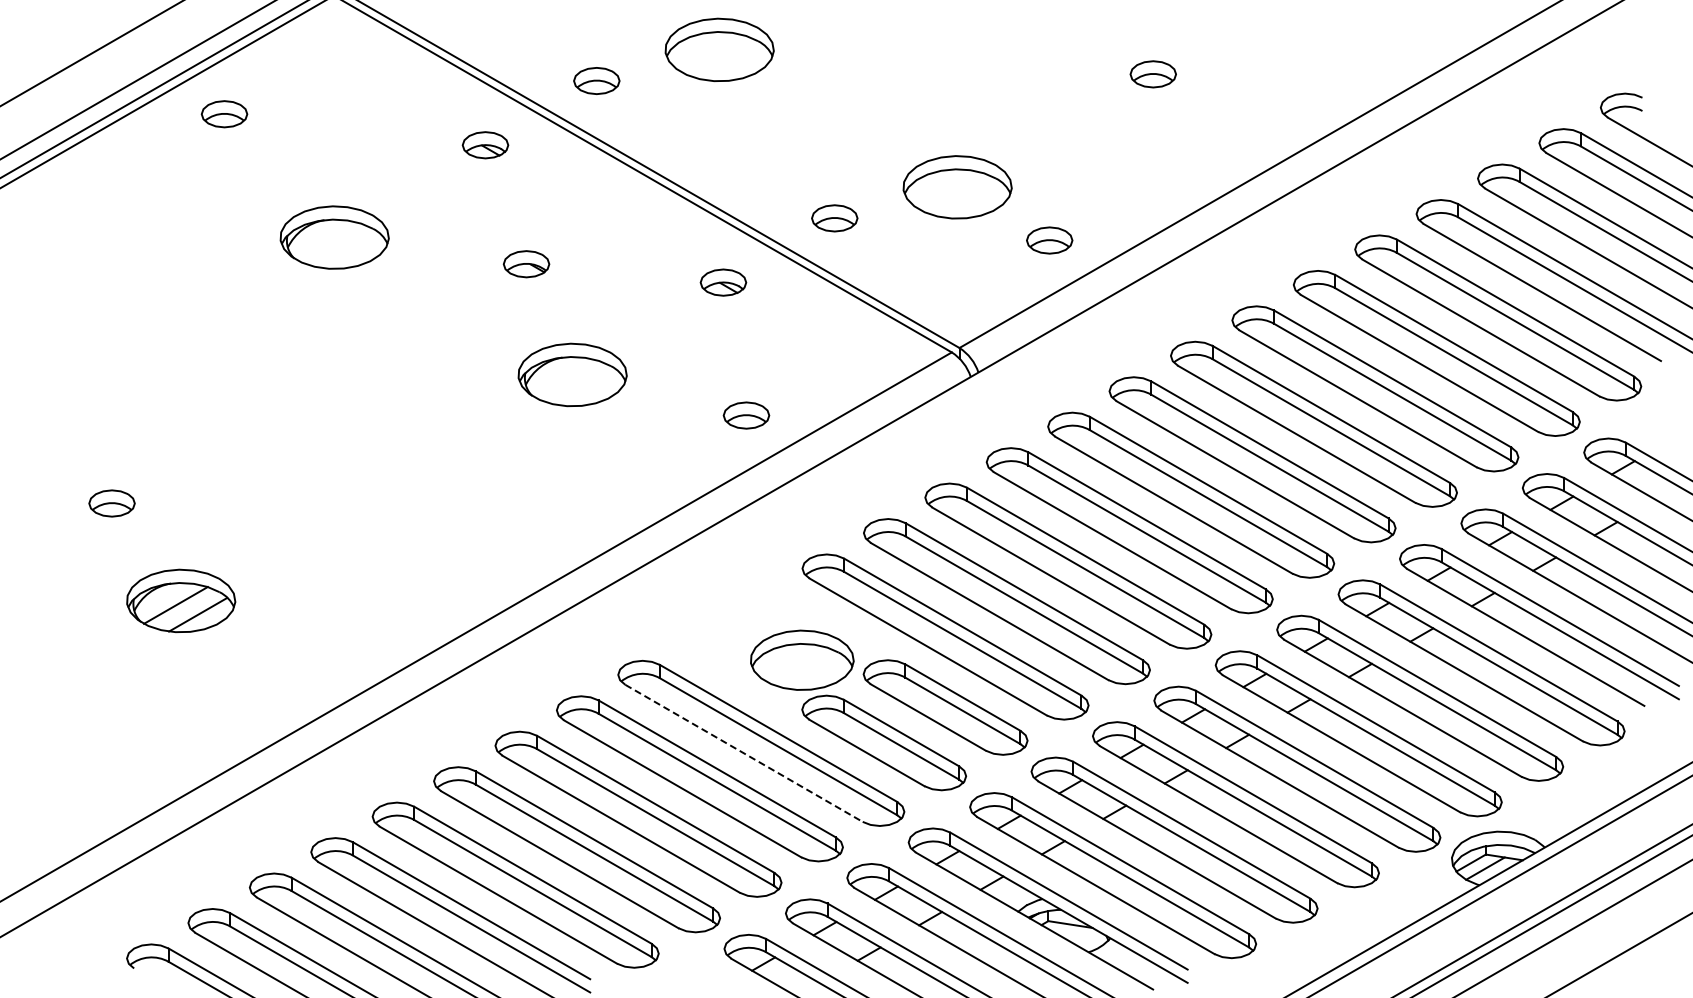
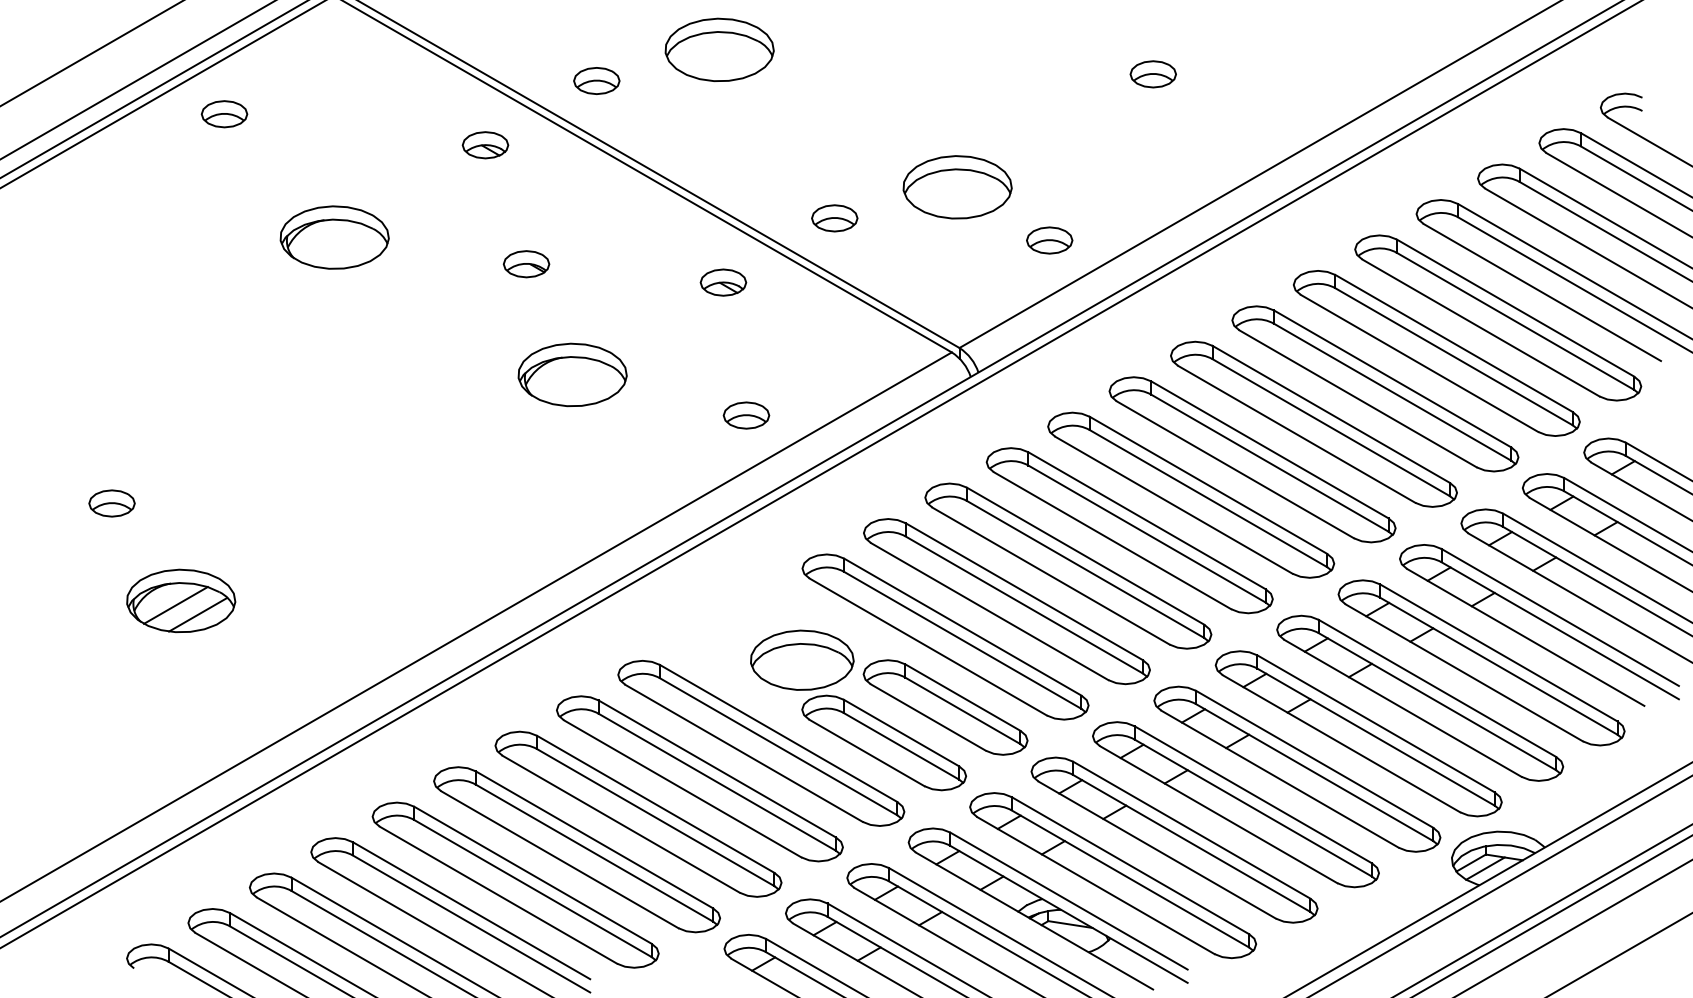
line: none -> present (820, 474)
line: dashed -> solid (744, 753)
